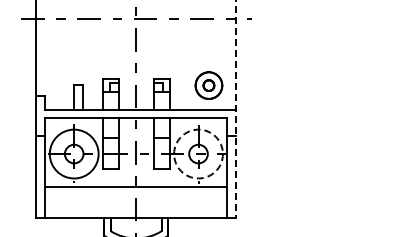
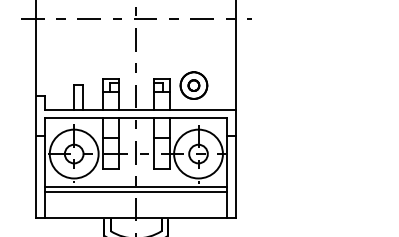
part position: (208, 85) -> (193, 85) (193, 85)
line: dashed -> solid (236, 109)
circle: dashed -> solid (198, 153)
line: none -> present (136, 191)
